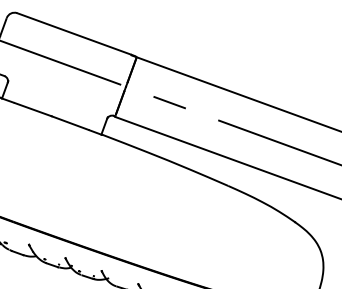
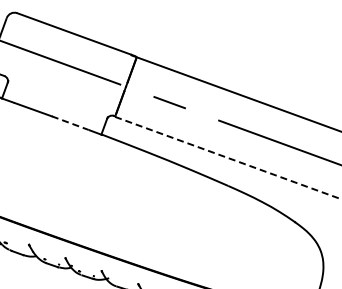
line: solid -> dashed (70, 123)
line: solid -> dashed (228, 158)
